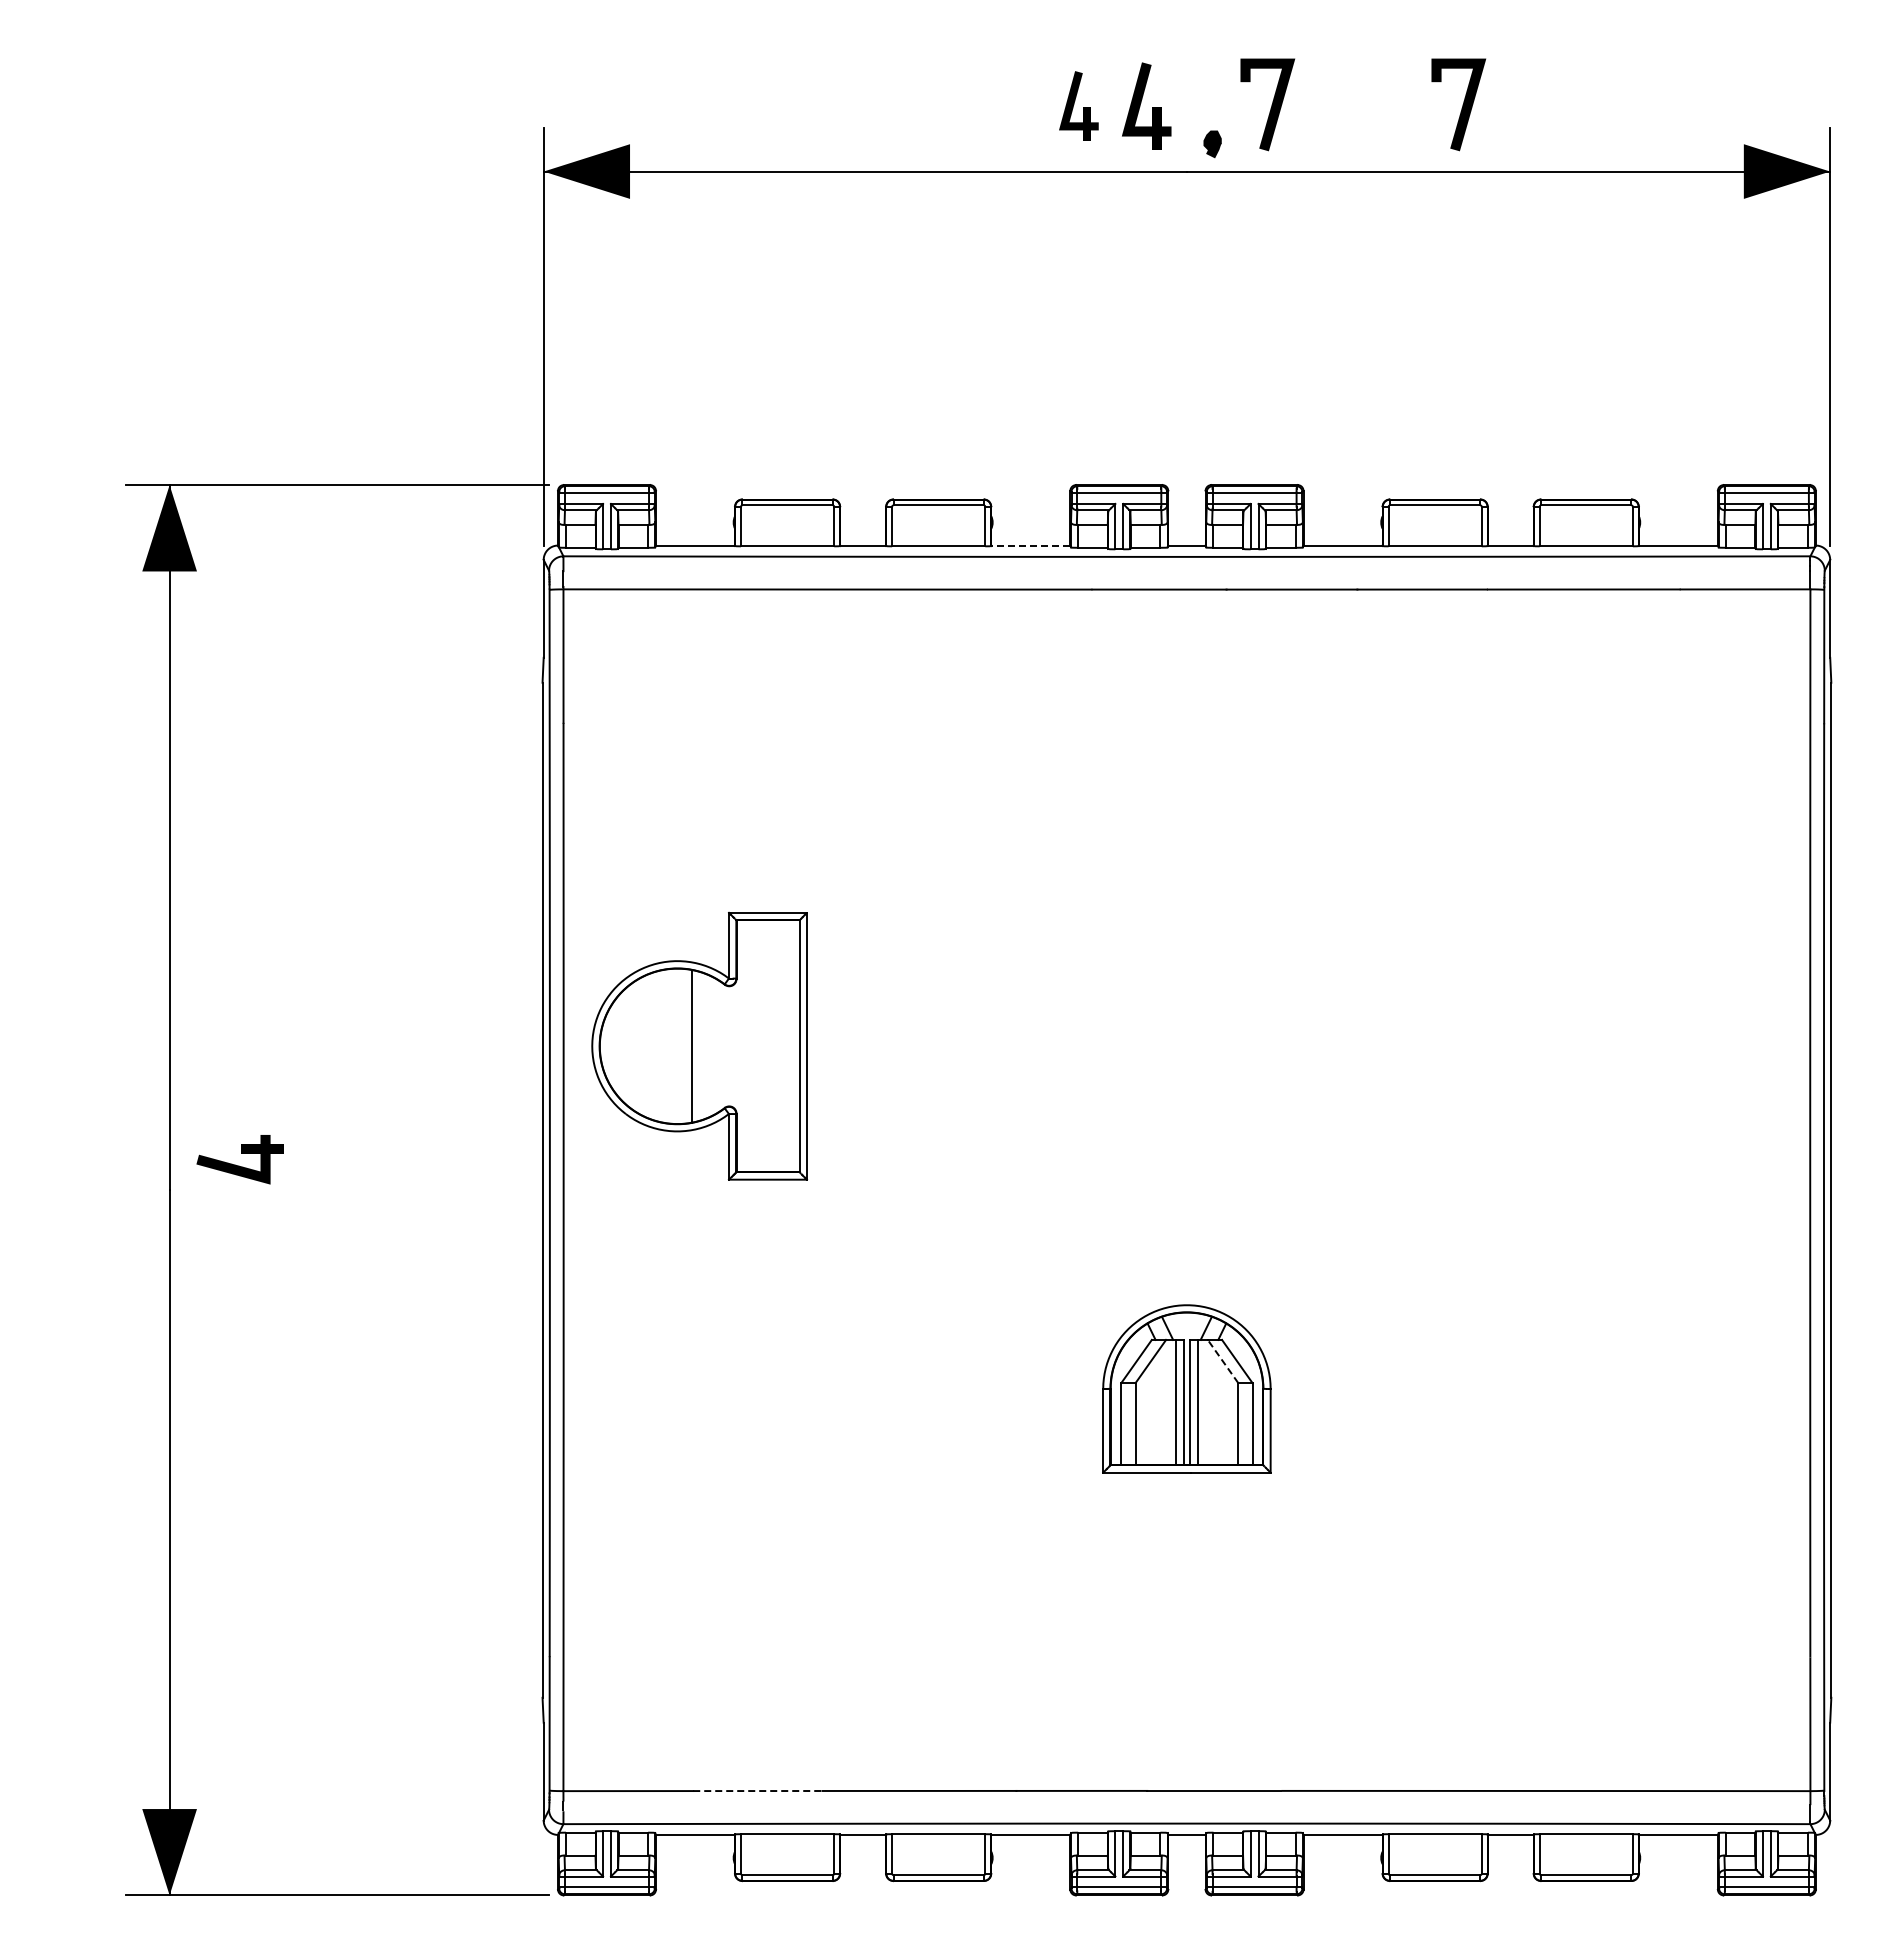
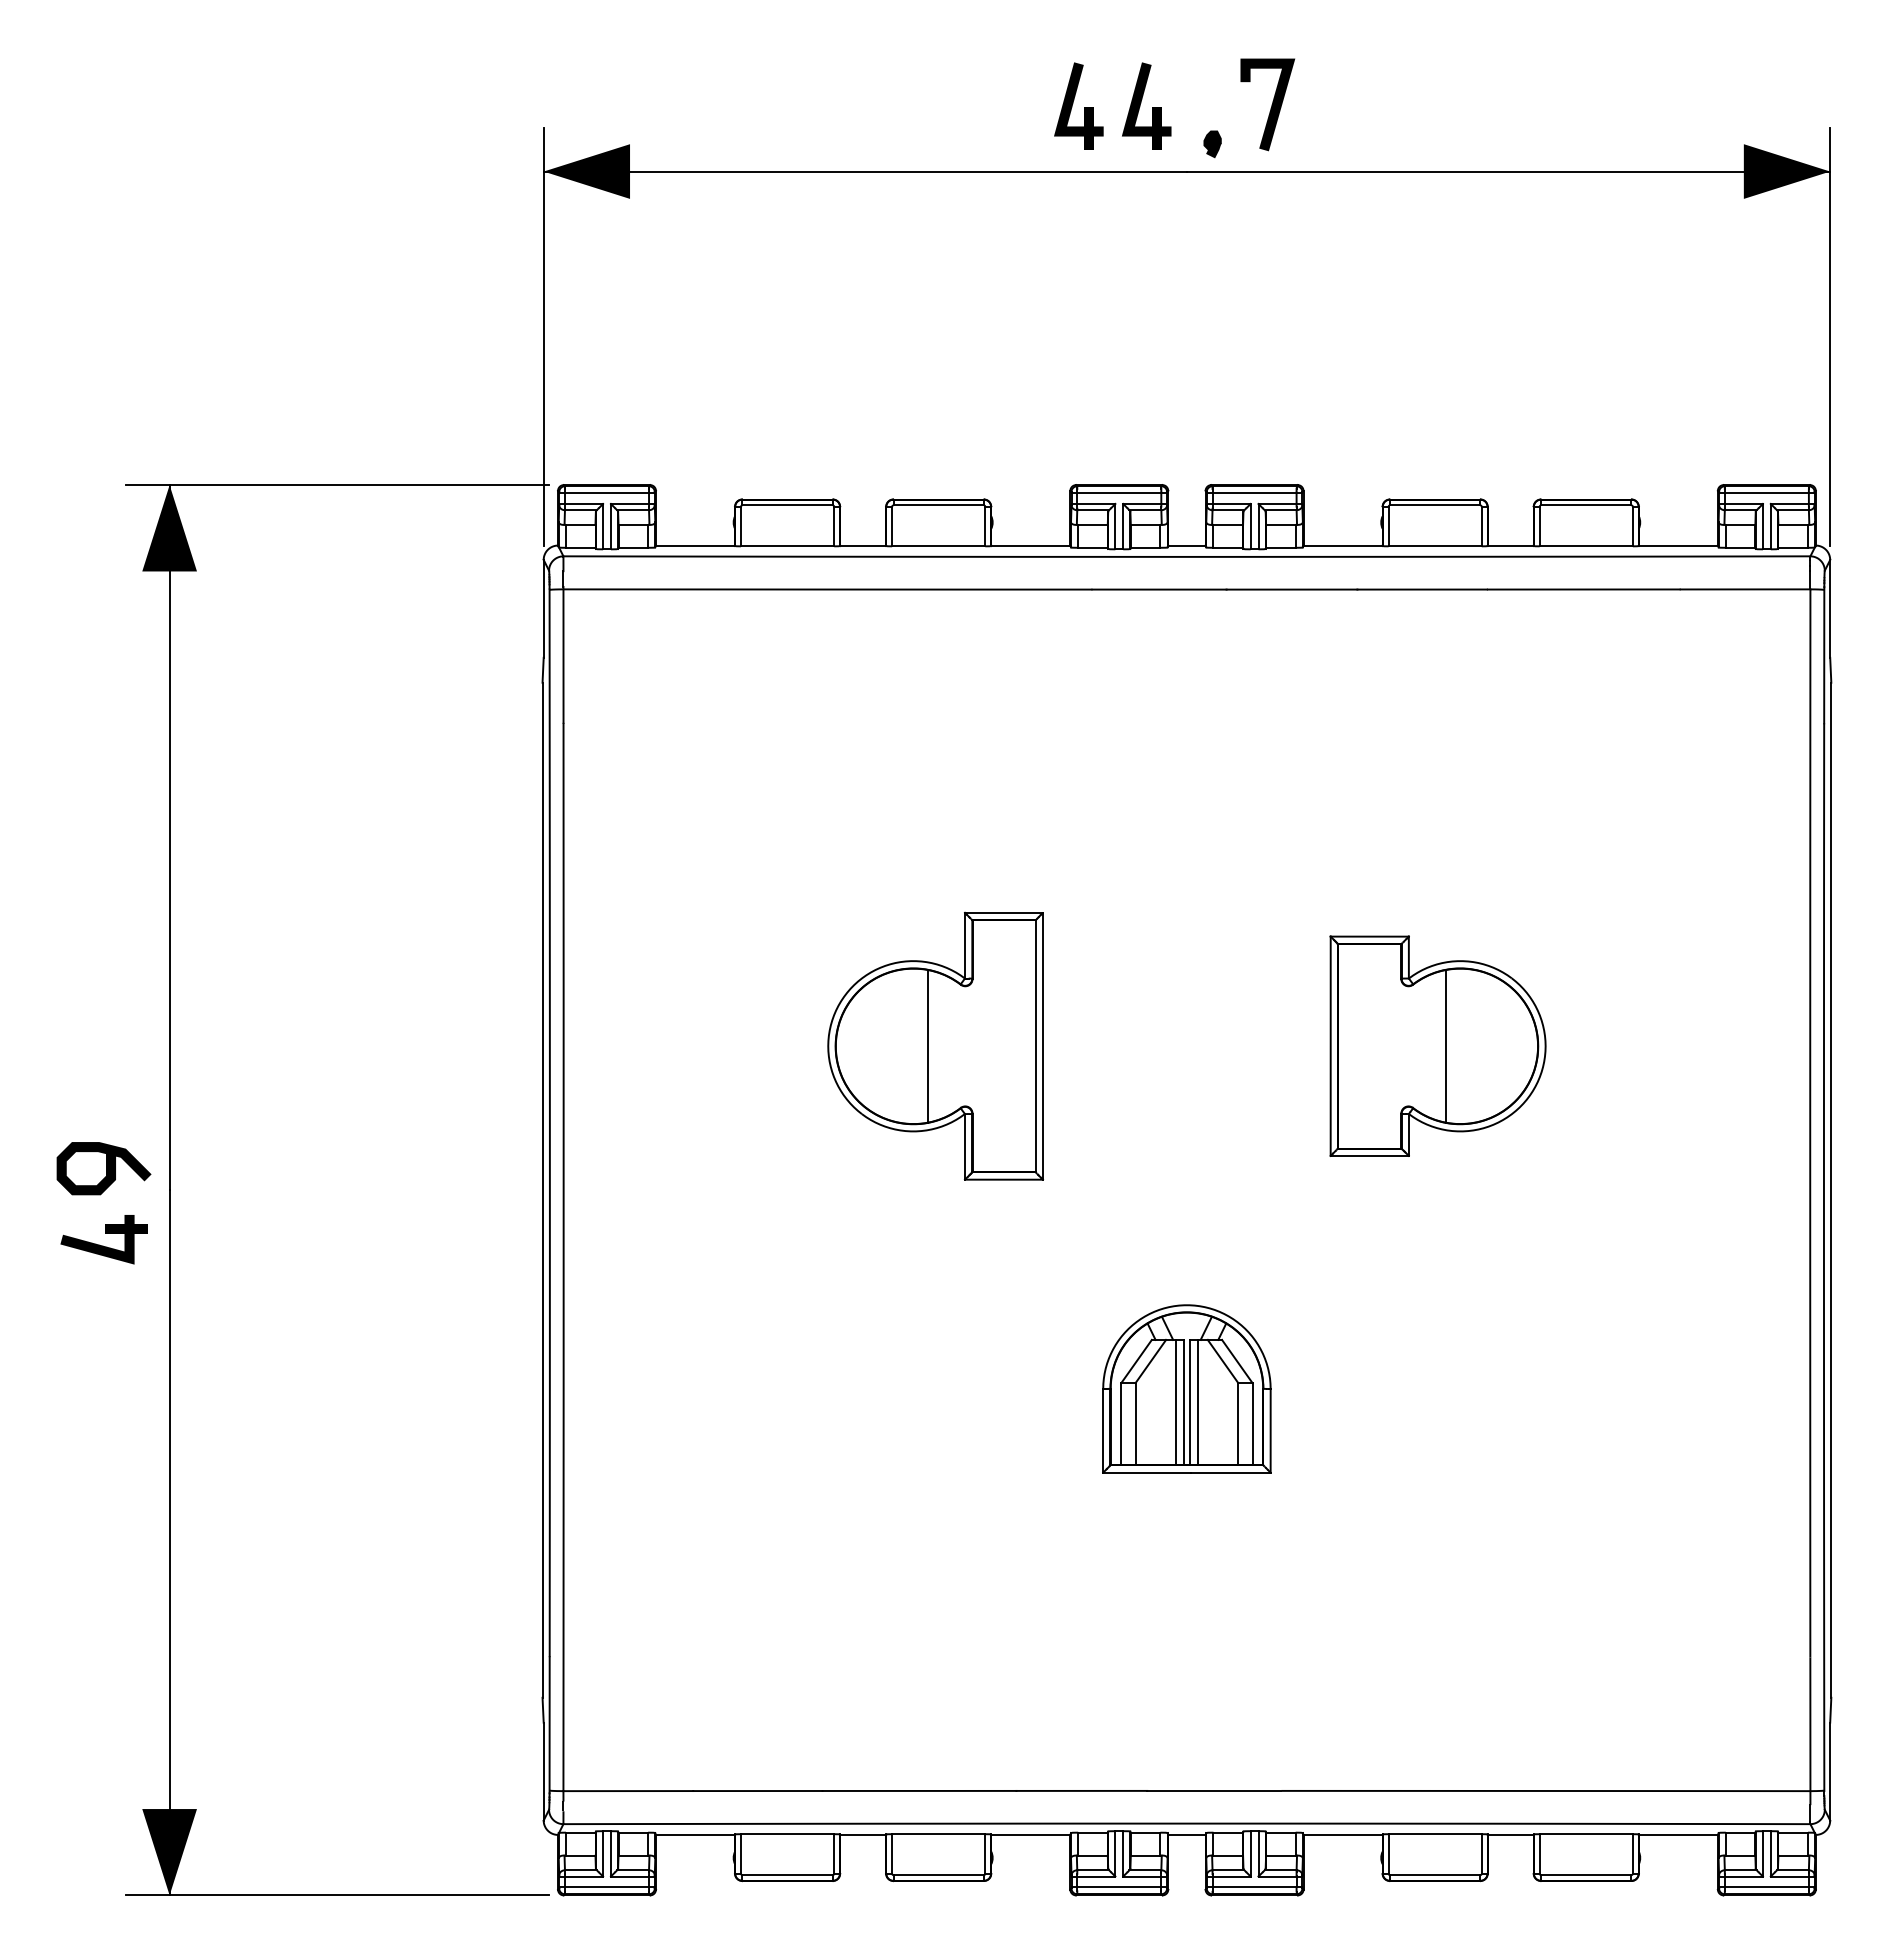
line: present -> none (1462, 104)
part size: 40x70 px -> 50x88 px (1078, 105)
line: dashed -> solid (1030, 545)
part position: (699, 1045) -> (935, 1045) (935, 1045)
part: none -> present (1437, 1045)
part position: (239, 1159) -> (103, 1239) (103, 1239)
curve: none -> present (106, 1168)
line: dashed -> solid (1222, 1361)
line: dashed -> solid (757, 1791)
